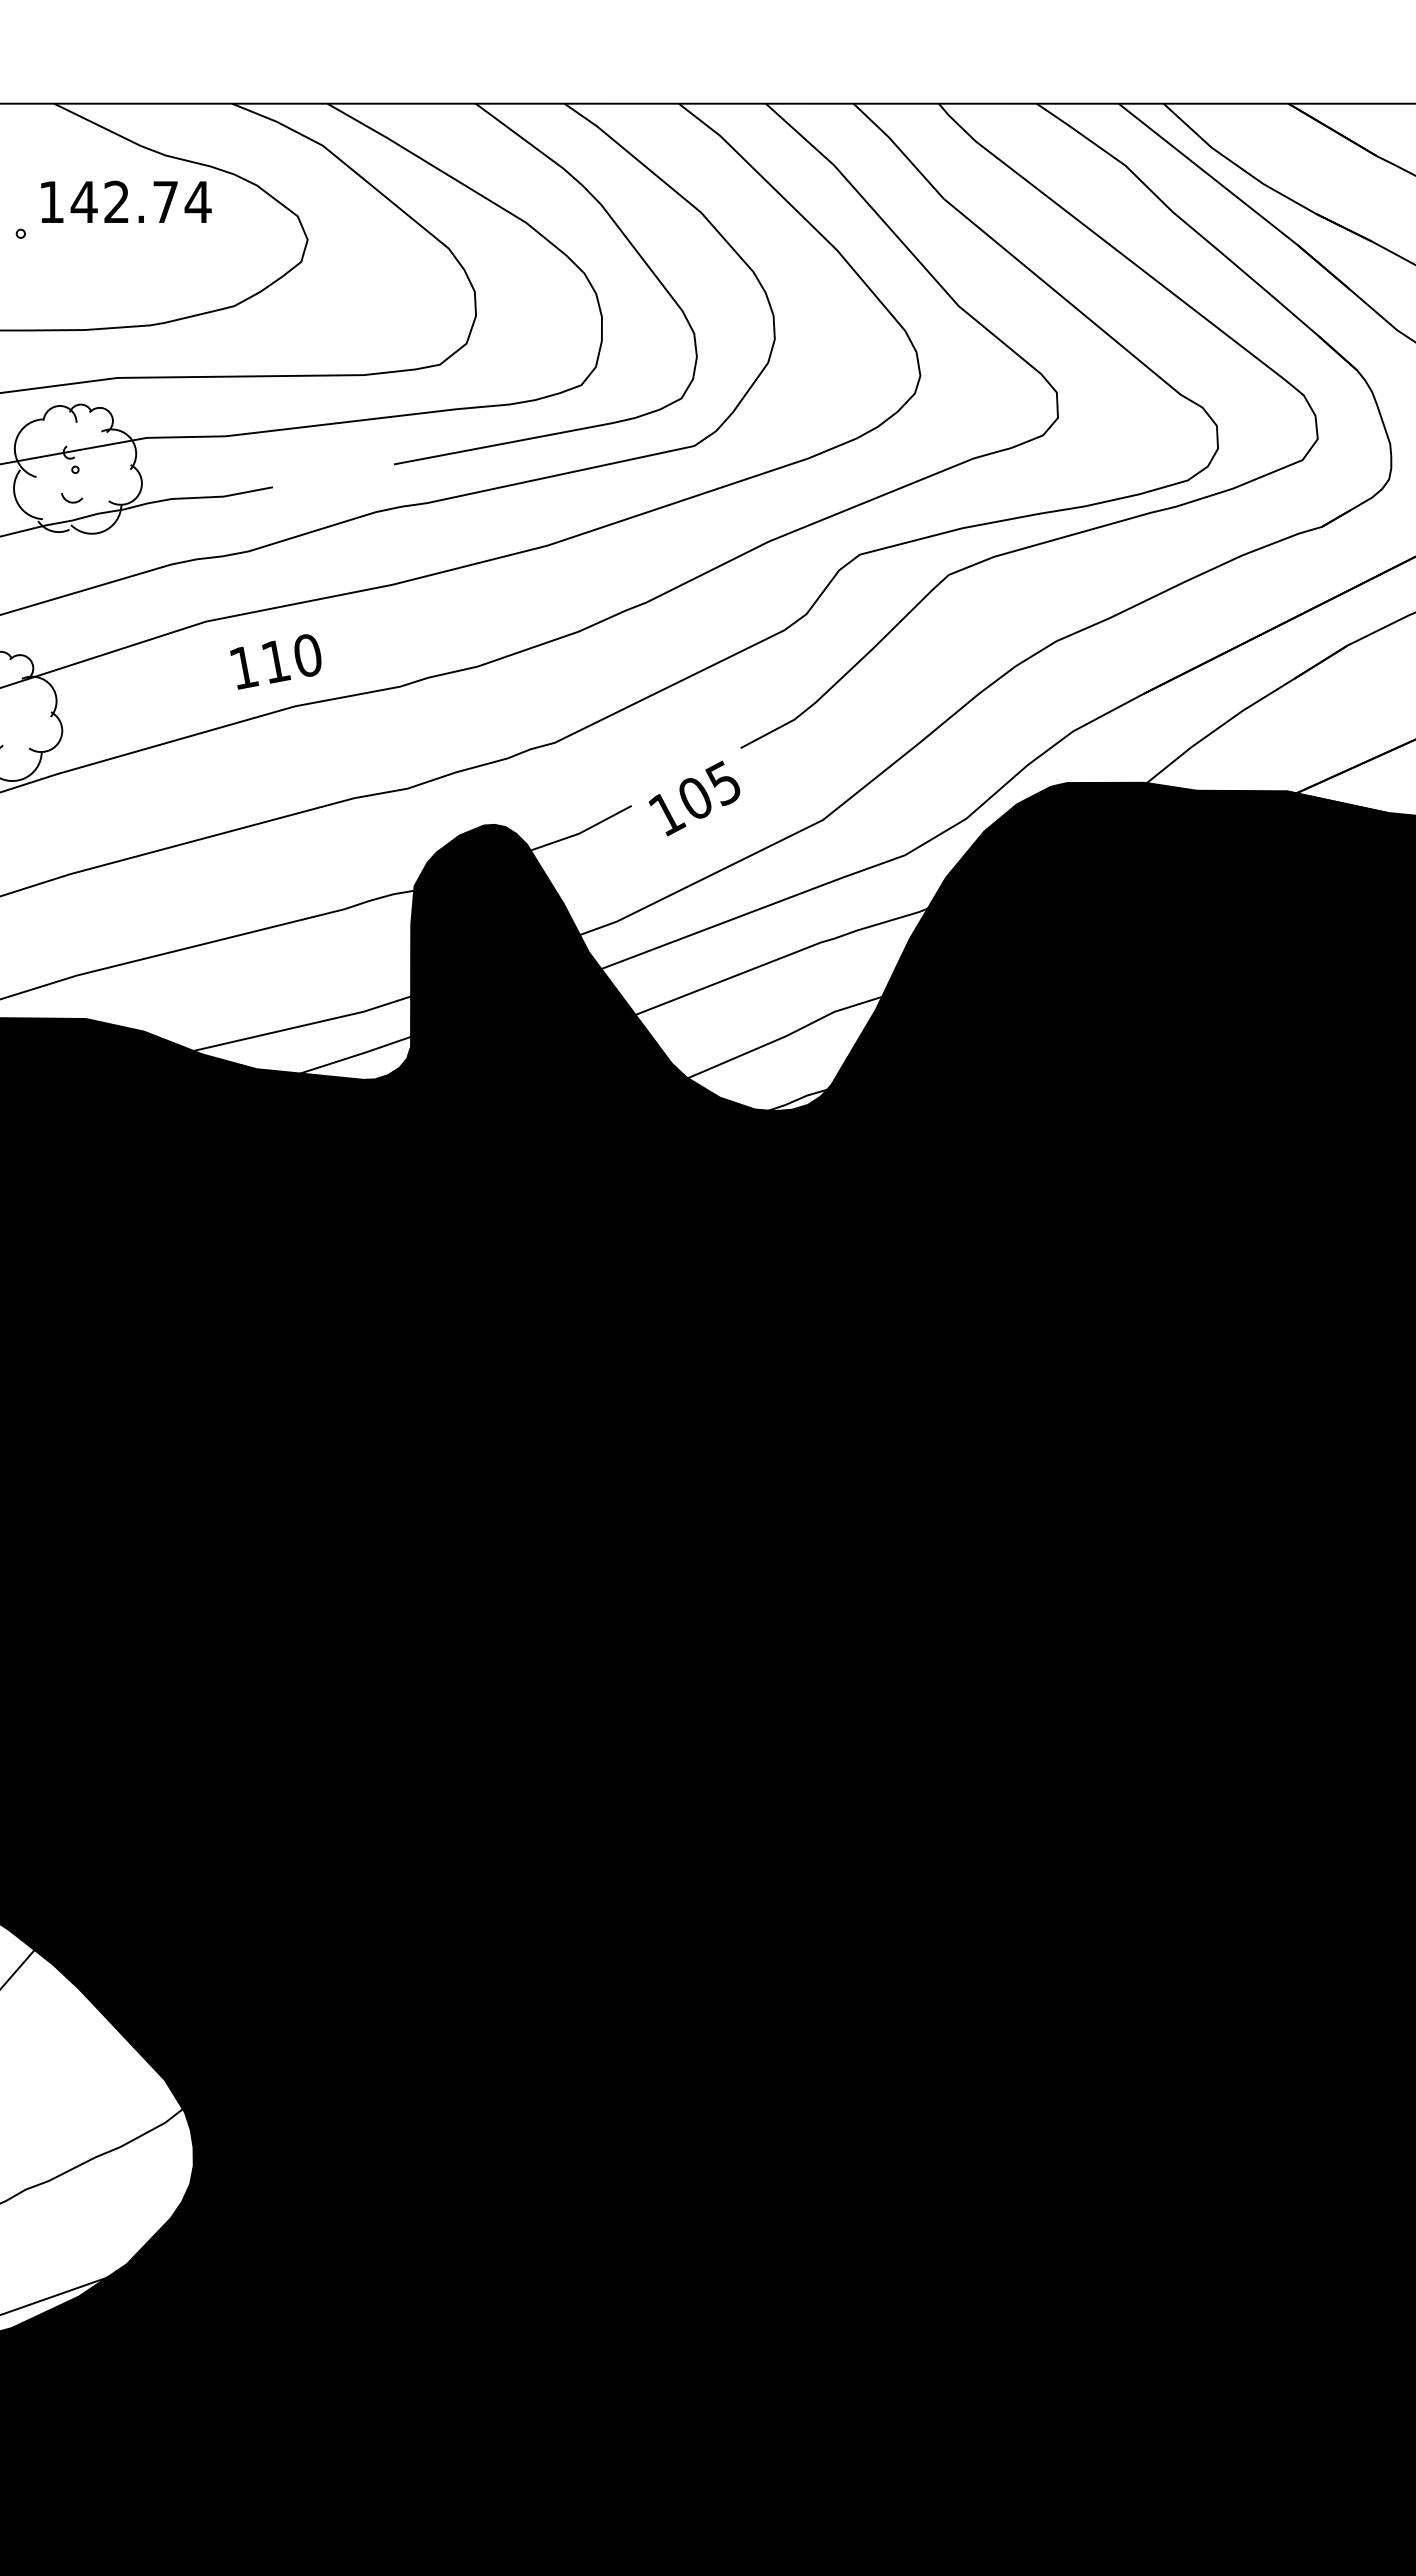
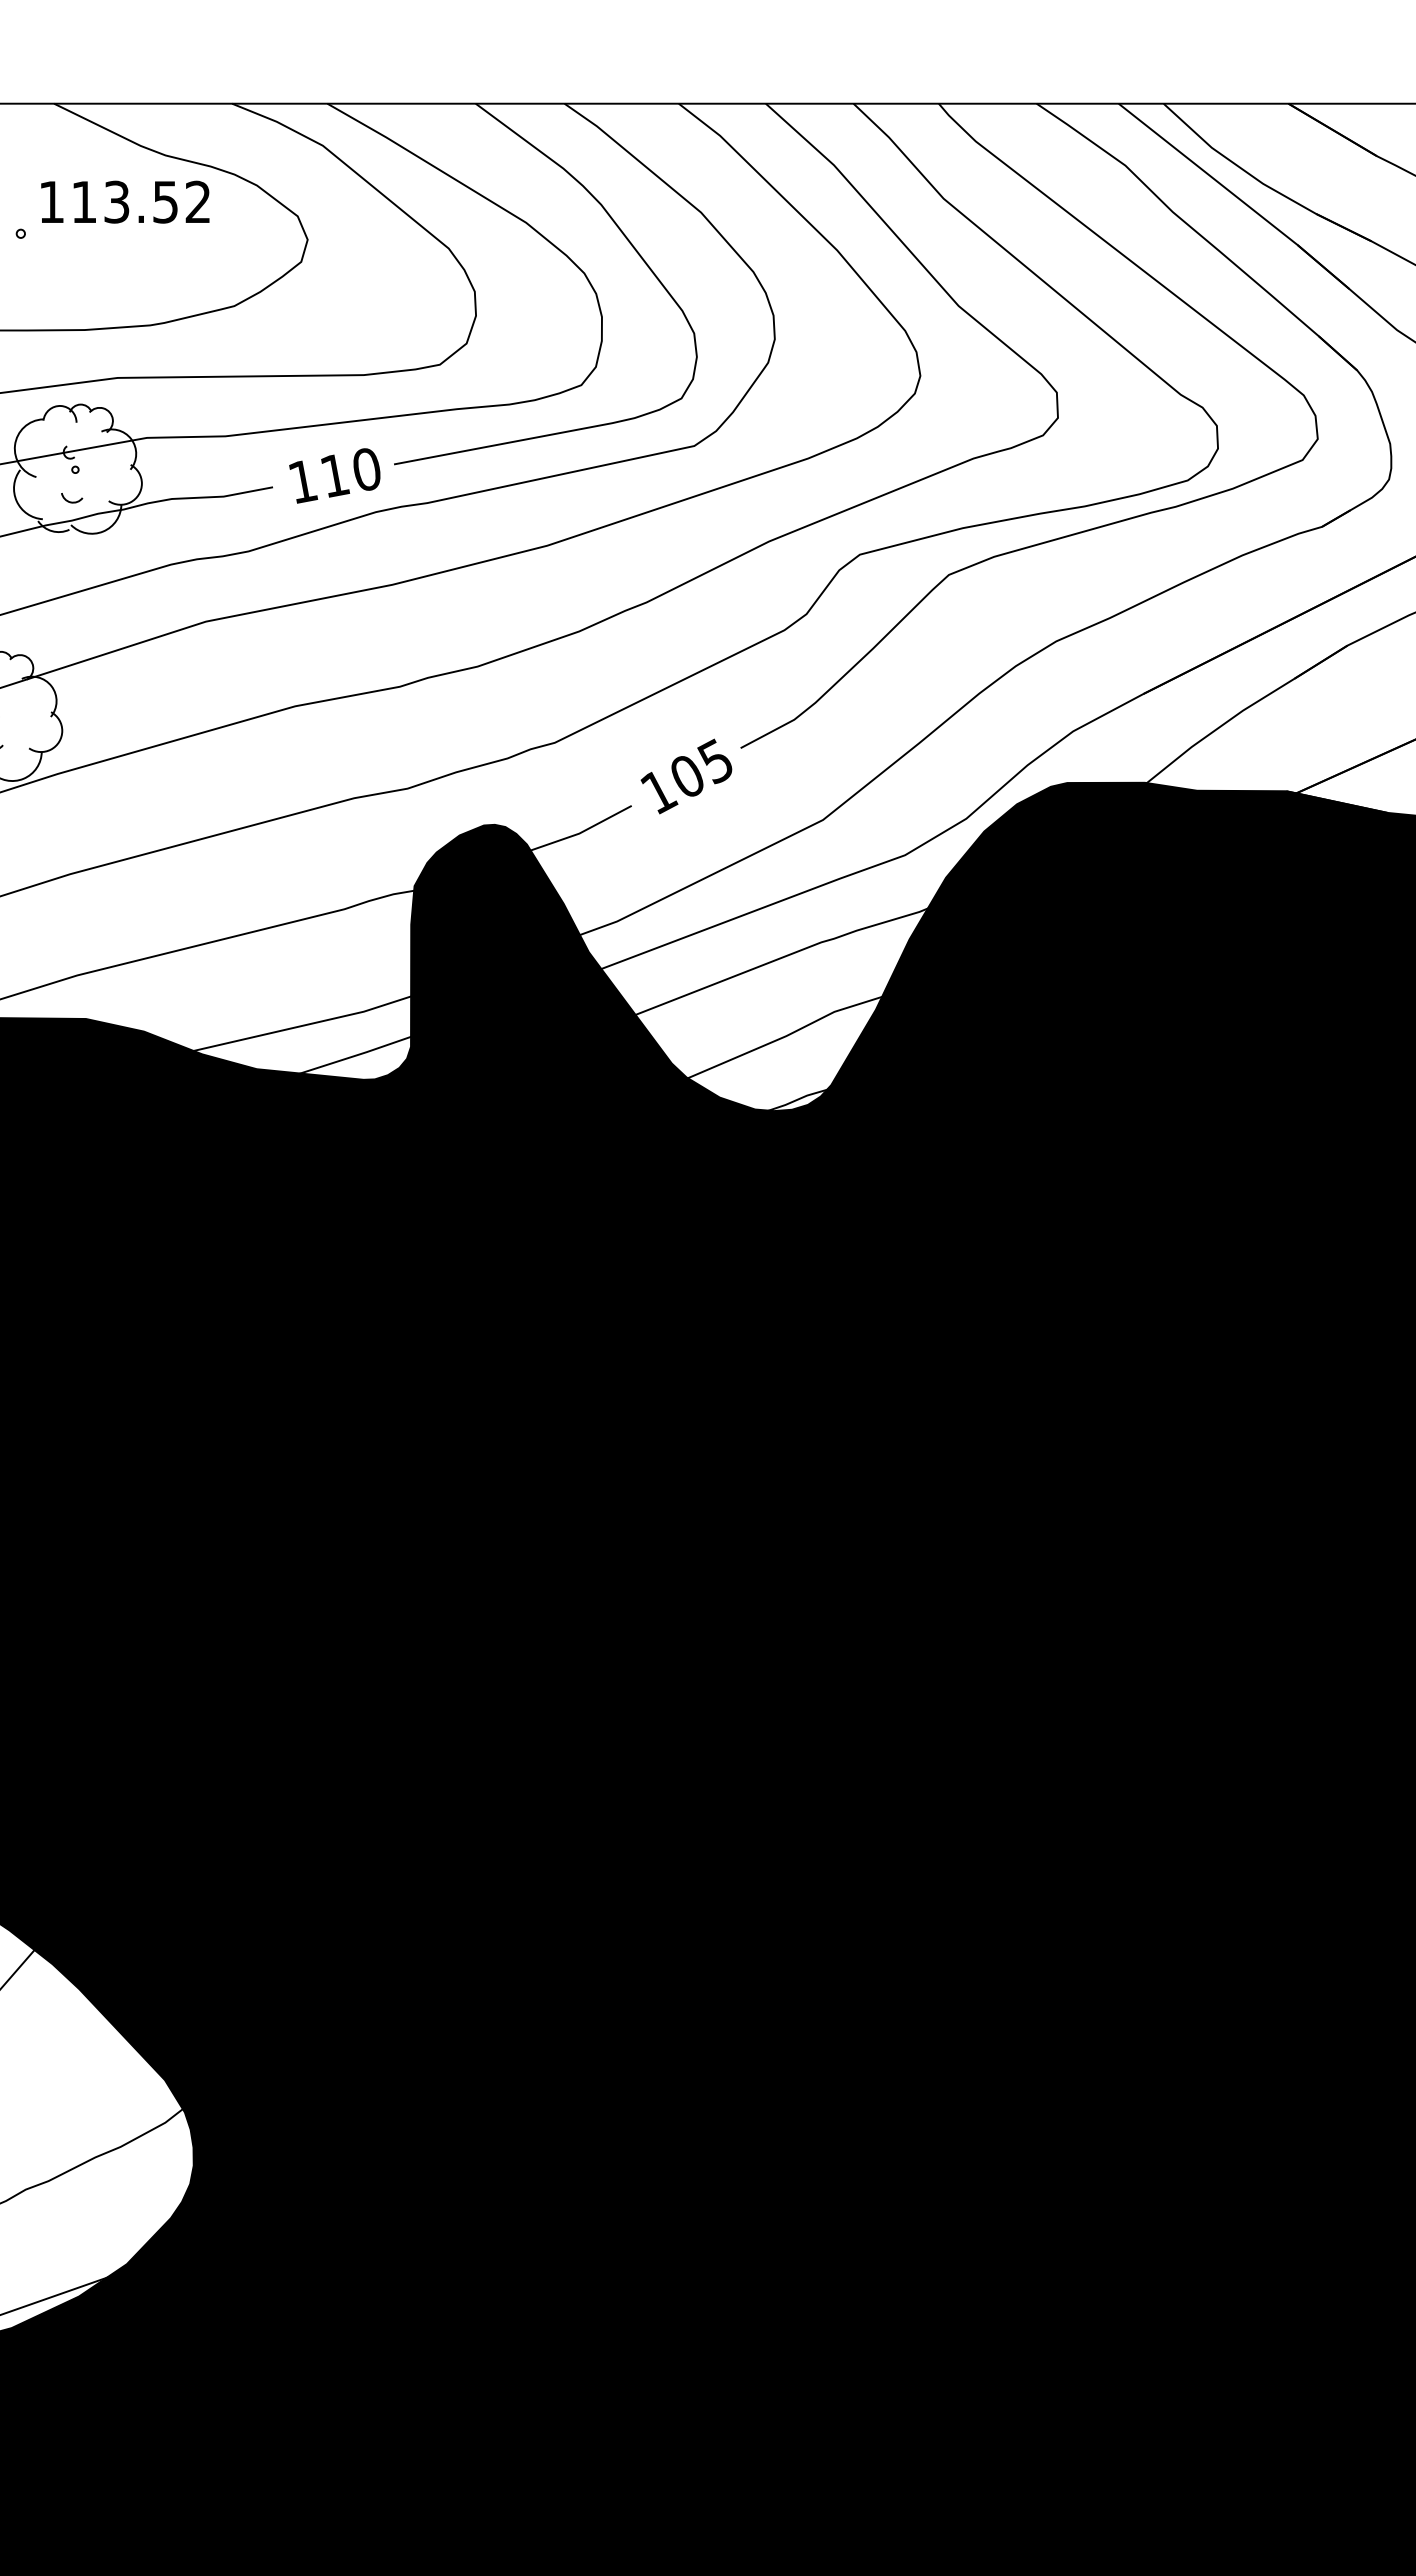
text: 142.74 -> 113.52 (140, 201)
text position: (275, 661) -> (334, 475) (334, 475)
text position: (694, 798) -> (686, 776) (686, 776)
